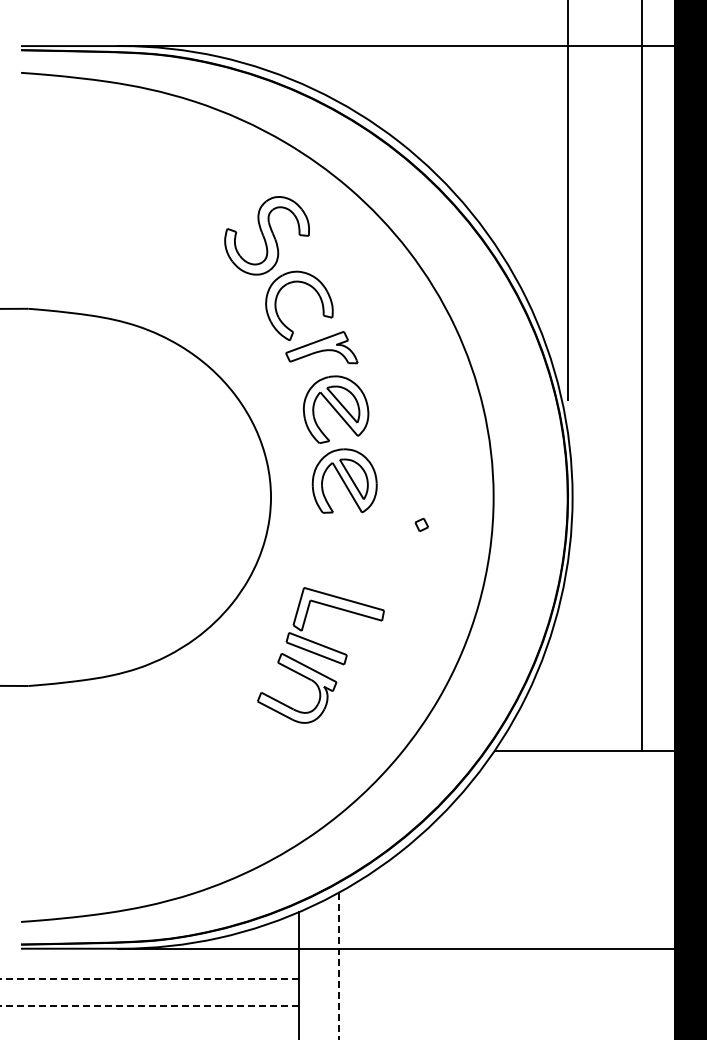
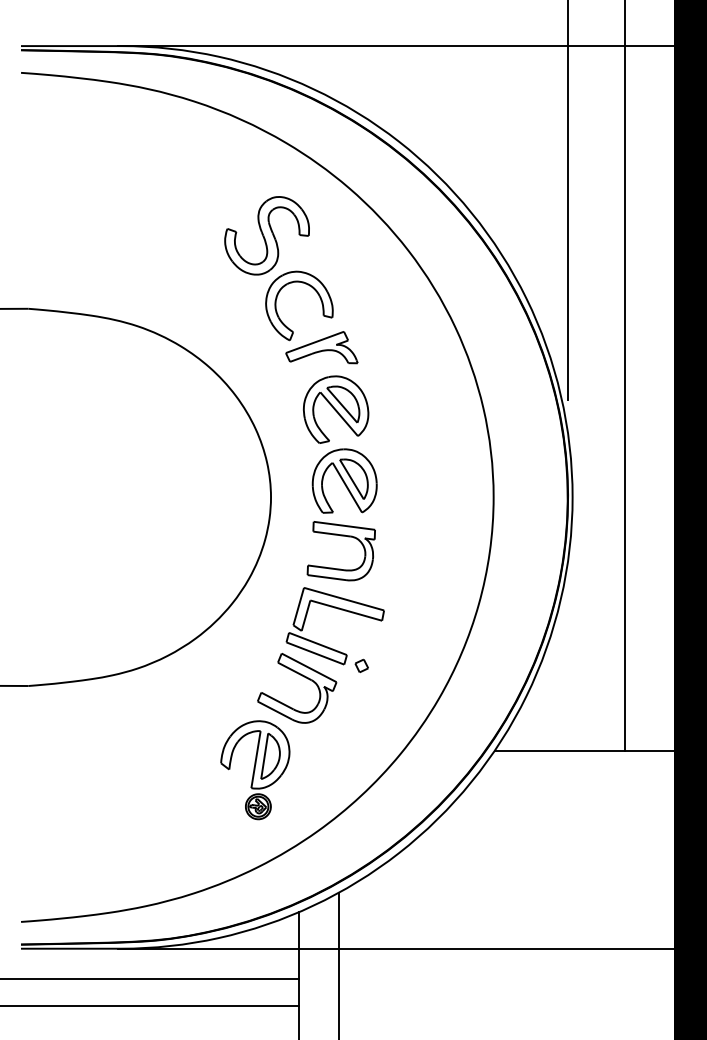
line position: (642, 376) -> (625, 376) (625, 376)
part position: (421, 524) -> (361, 665) (361, 665)
part: none -> present (340, 536)
part: none -> present (255, 770)
line: dashed -> solid (339, 965)
line: dashed -> solid (149, 978)
line: dashed -> solid (149, 1006)
